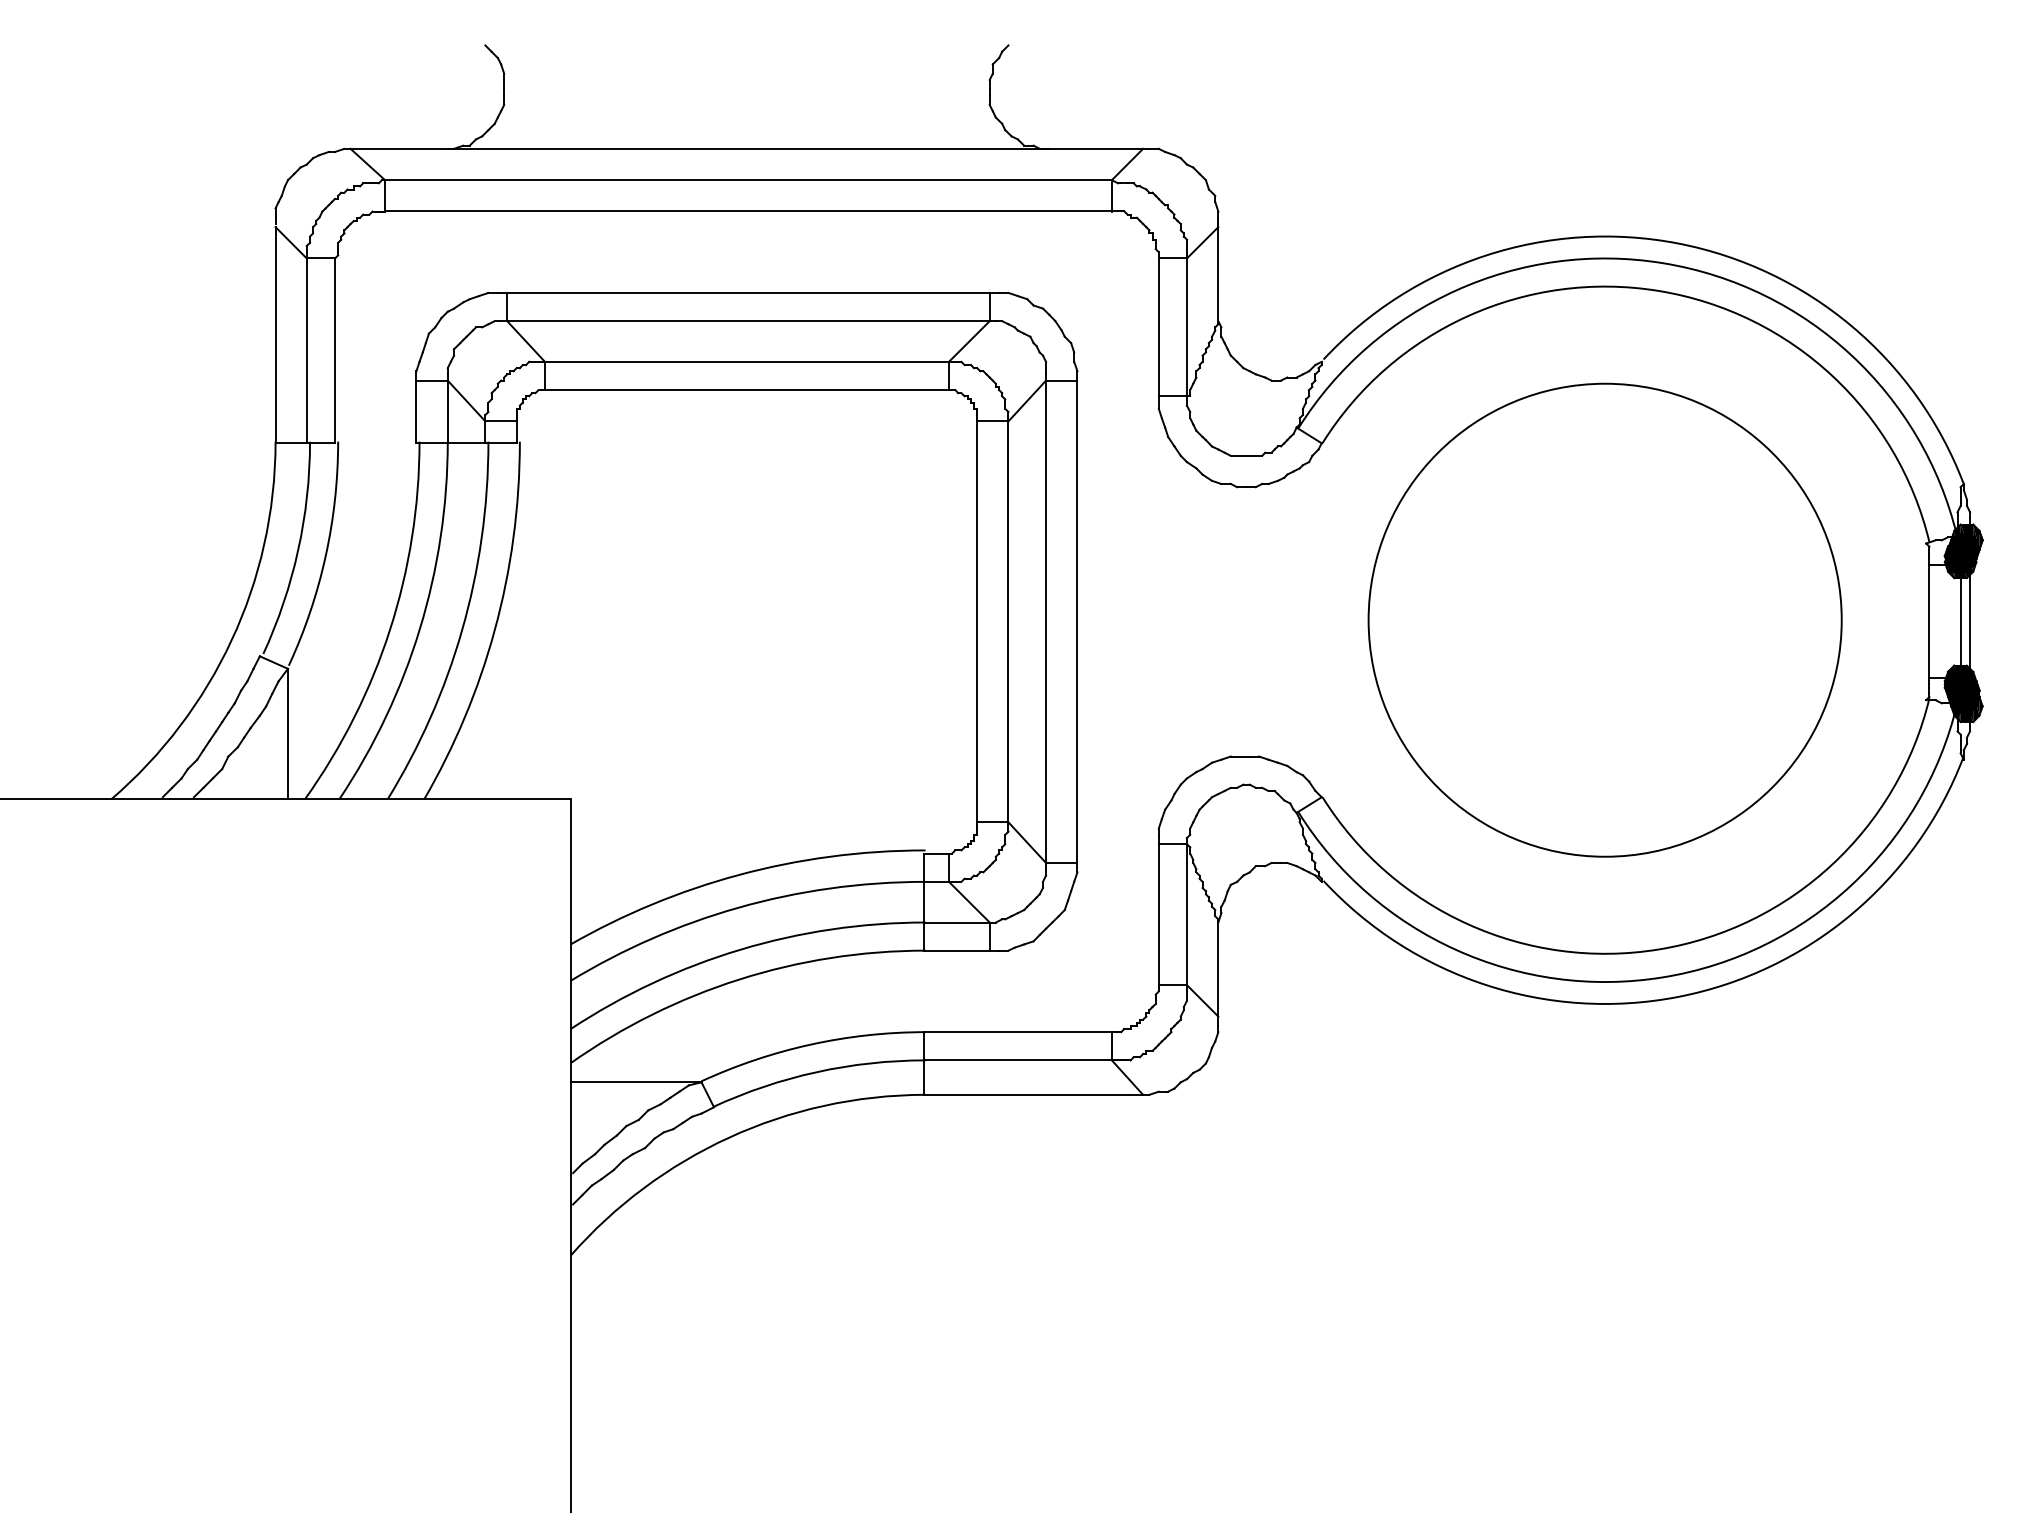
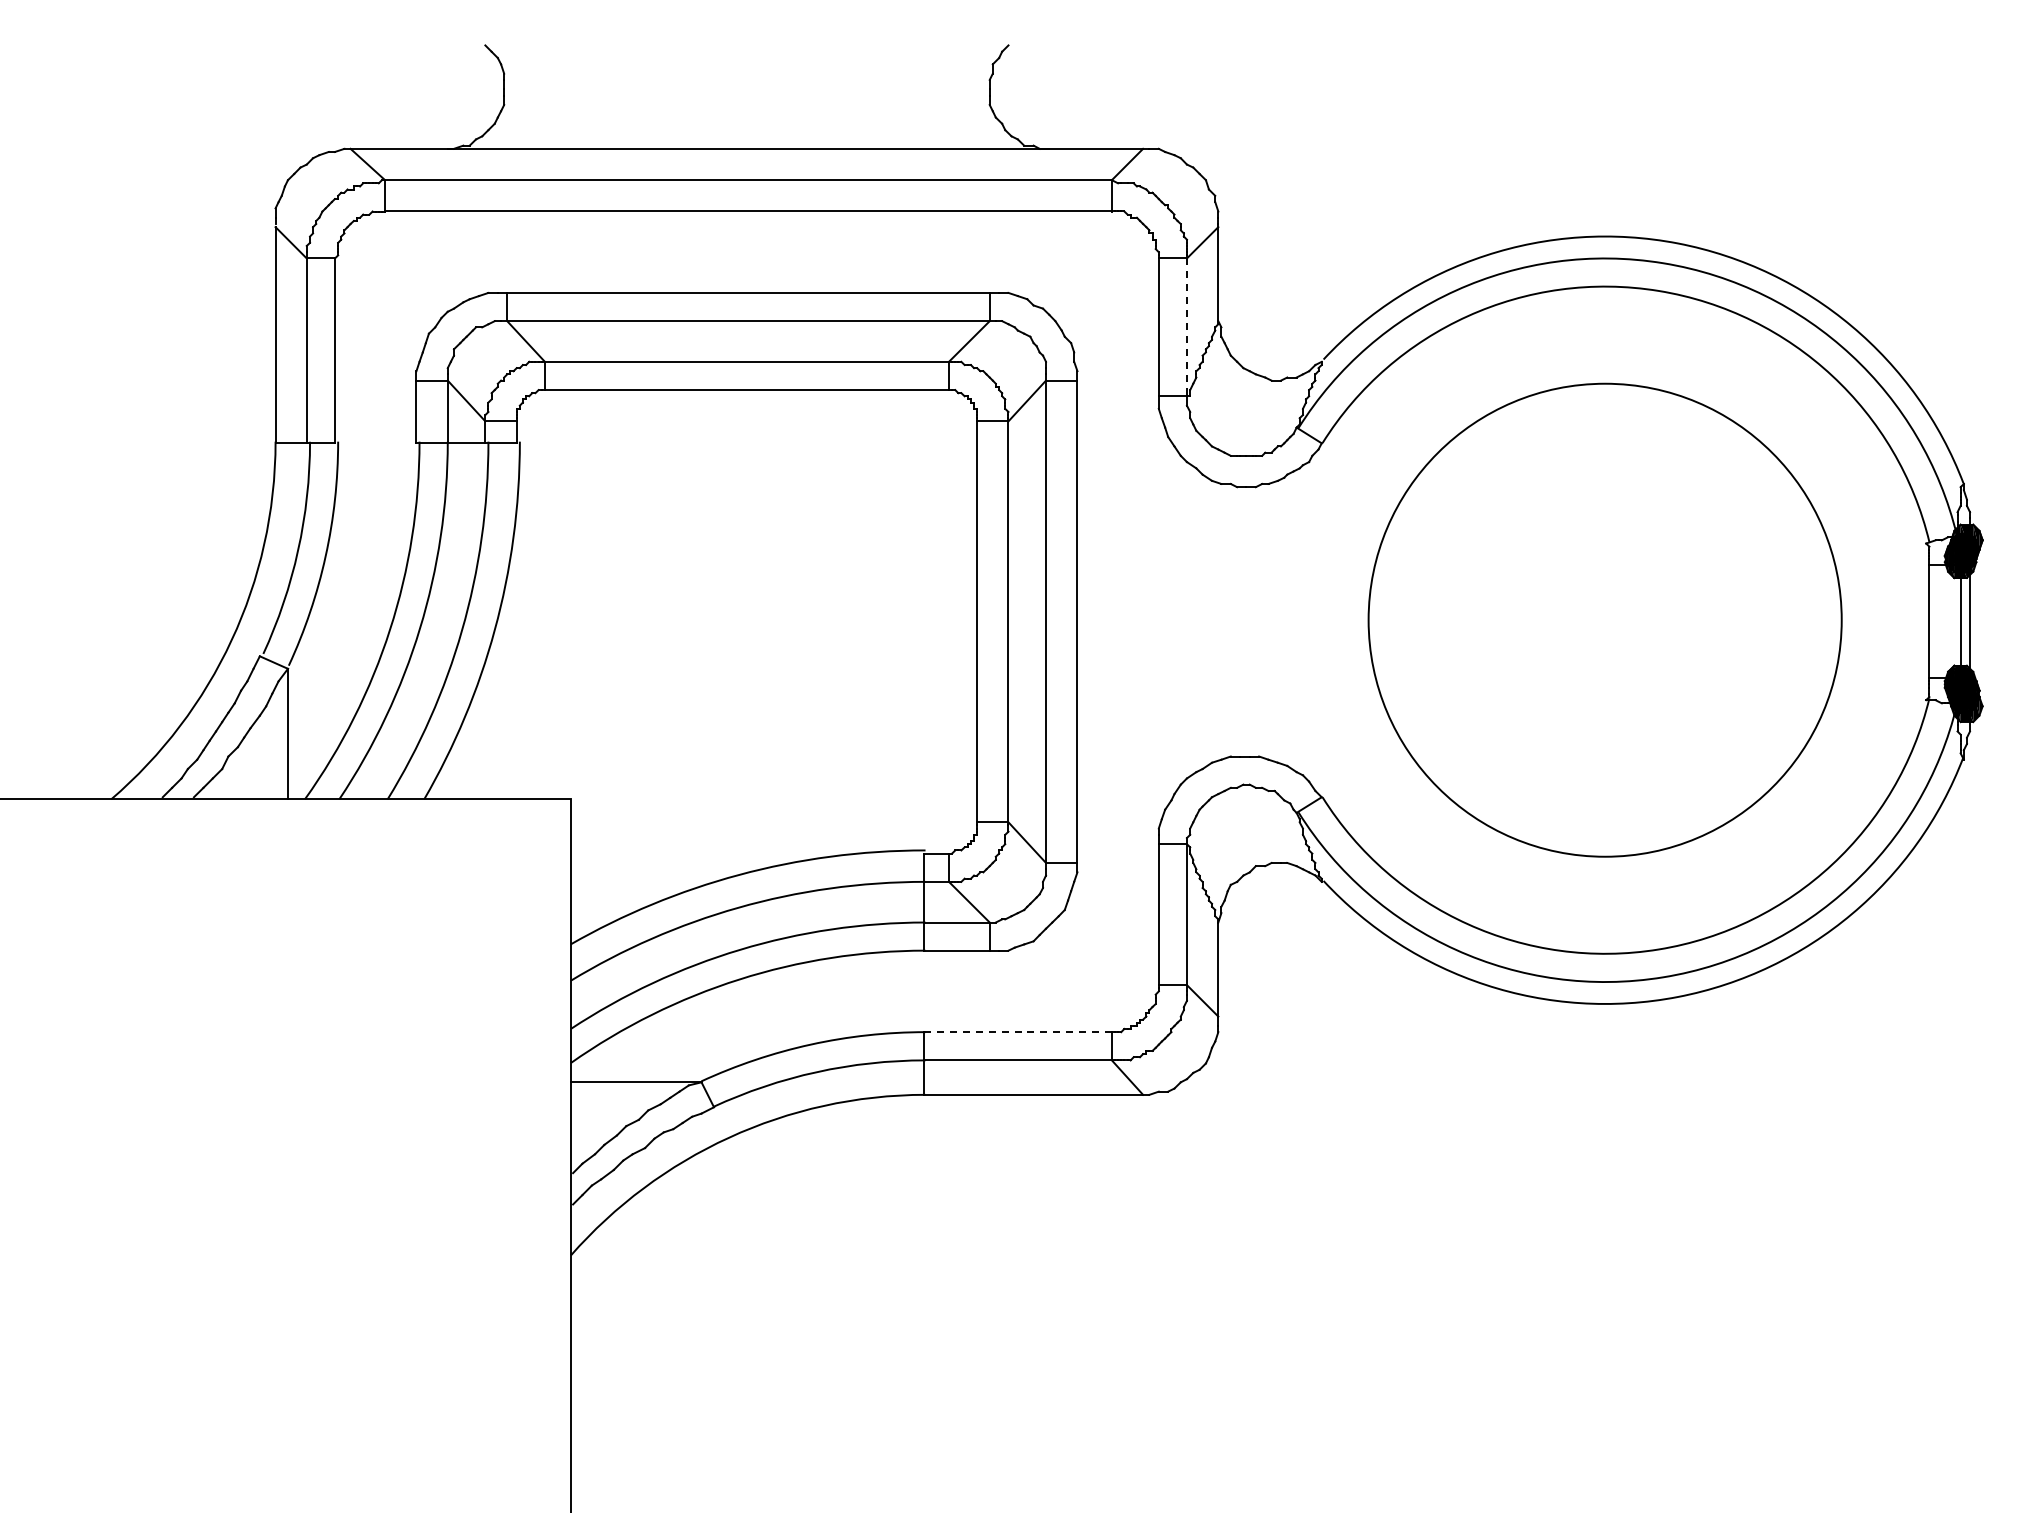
line: solid -> dashed (1186, 327)
line: solid -> dashed (1017, 1032)
